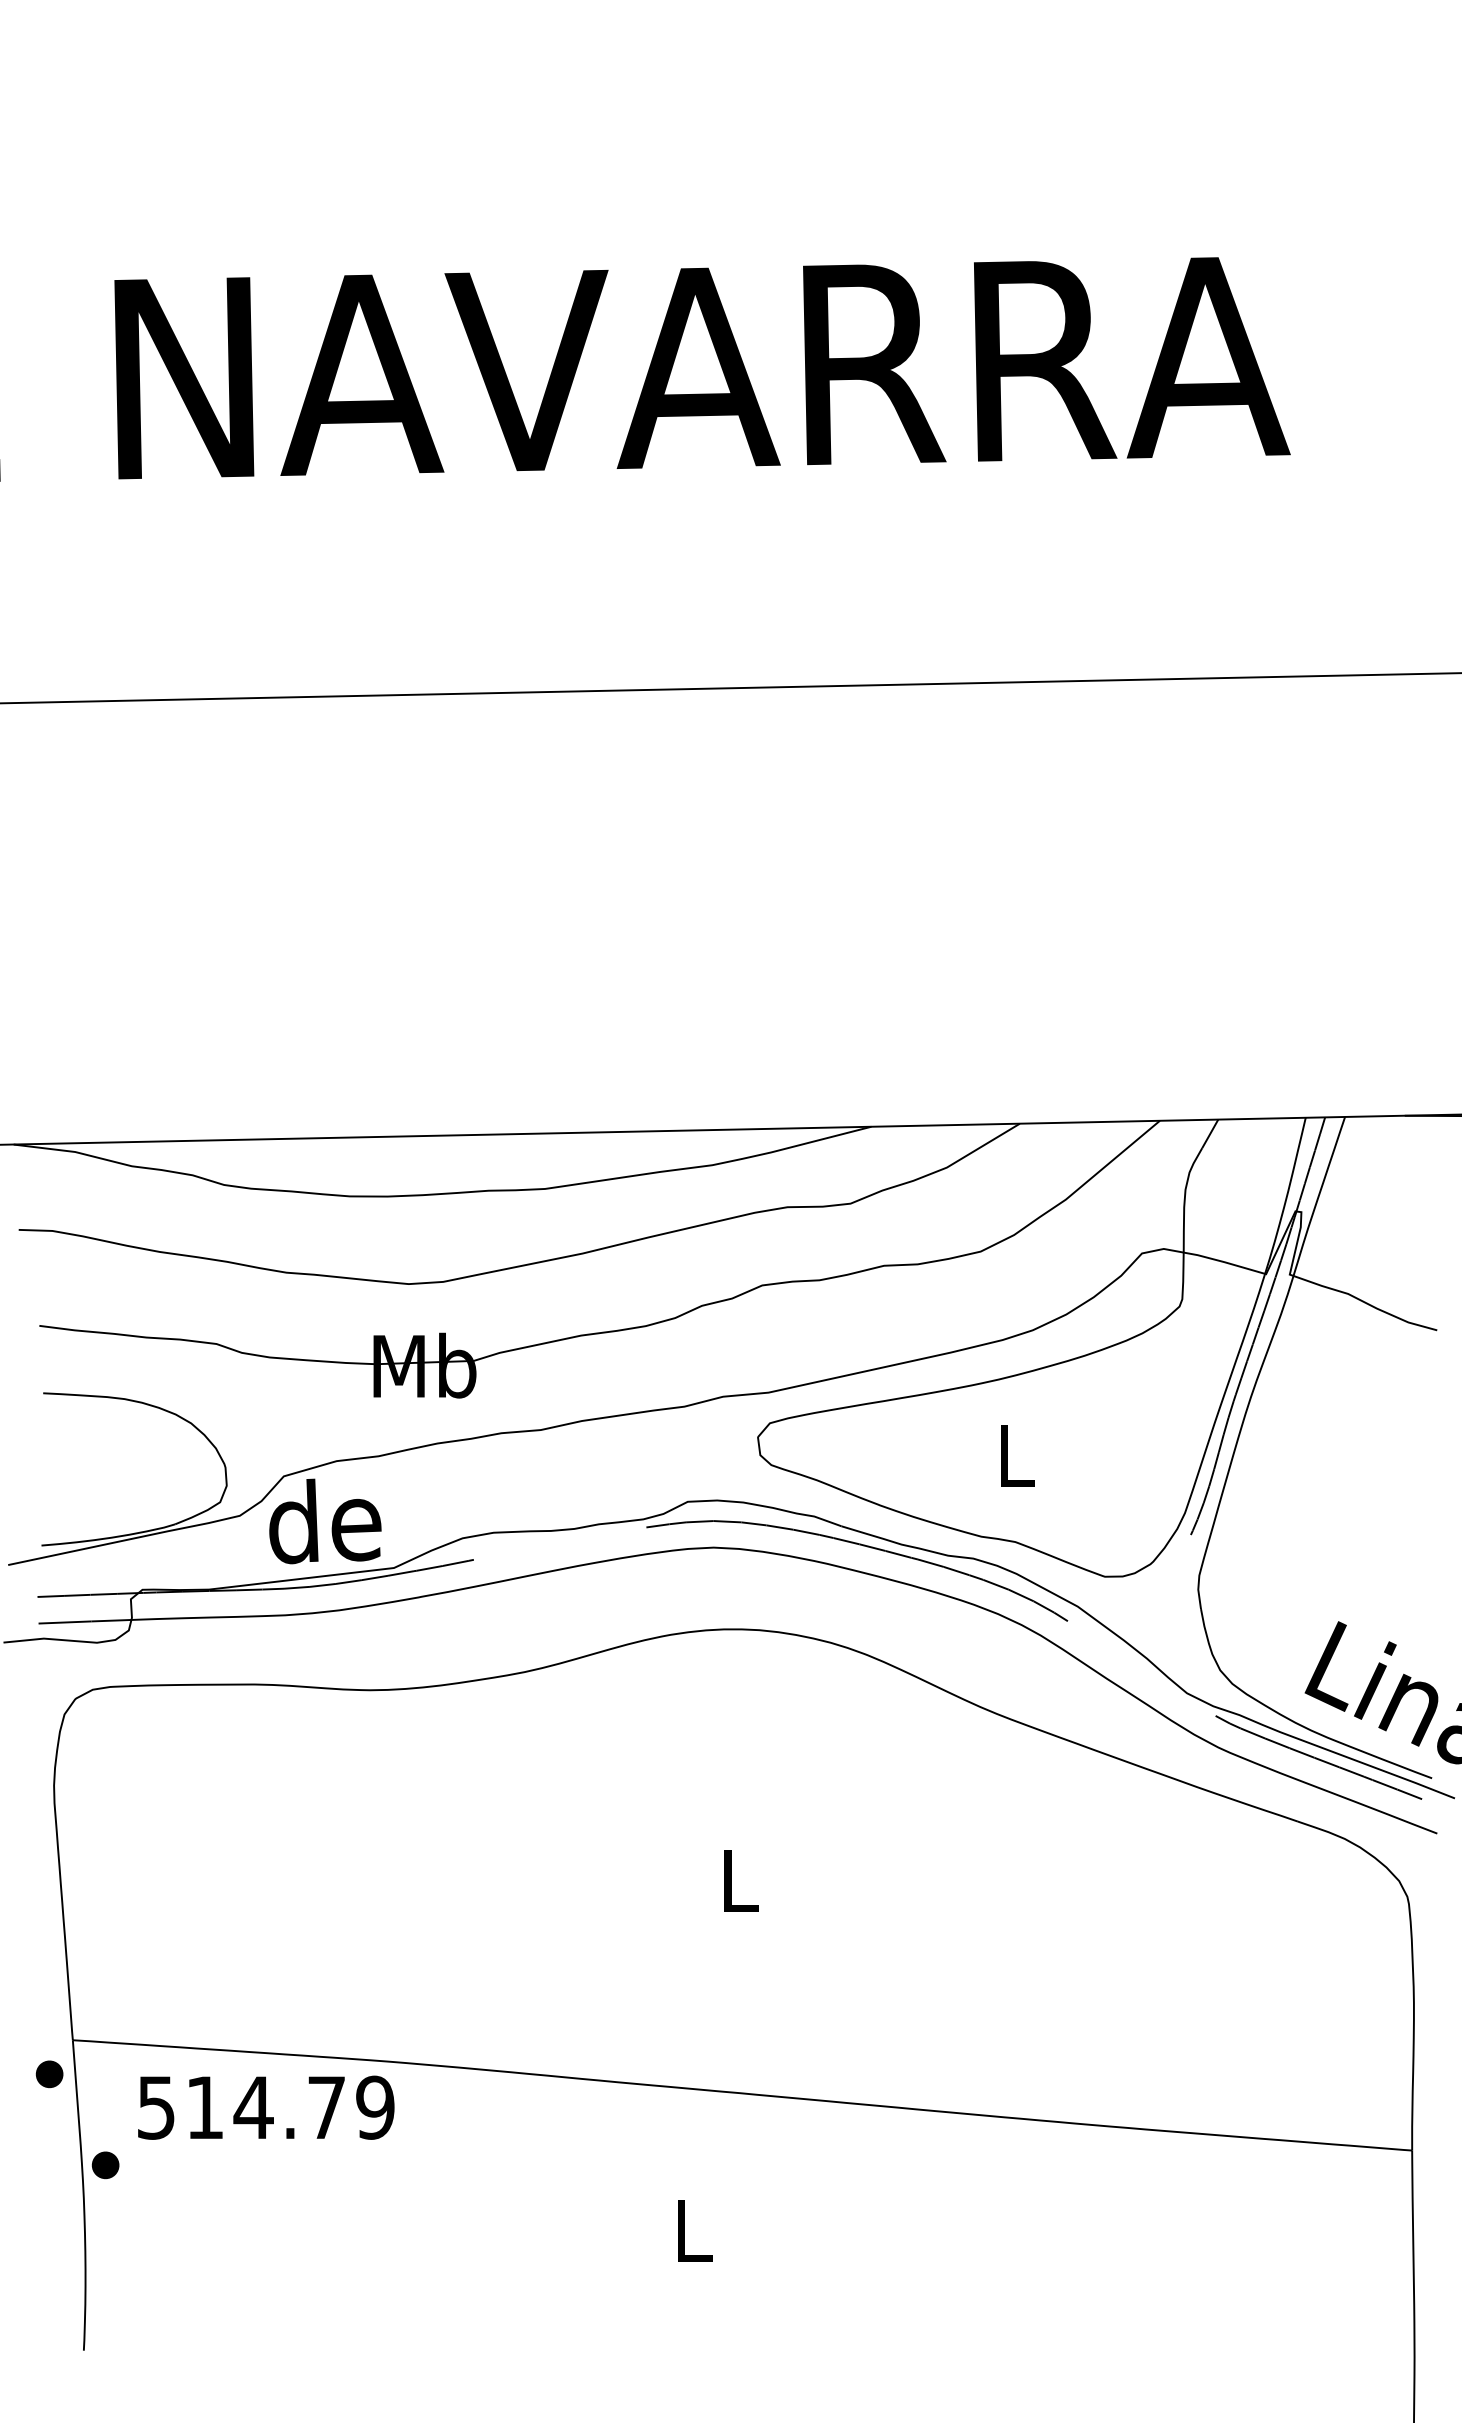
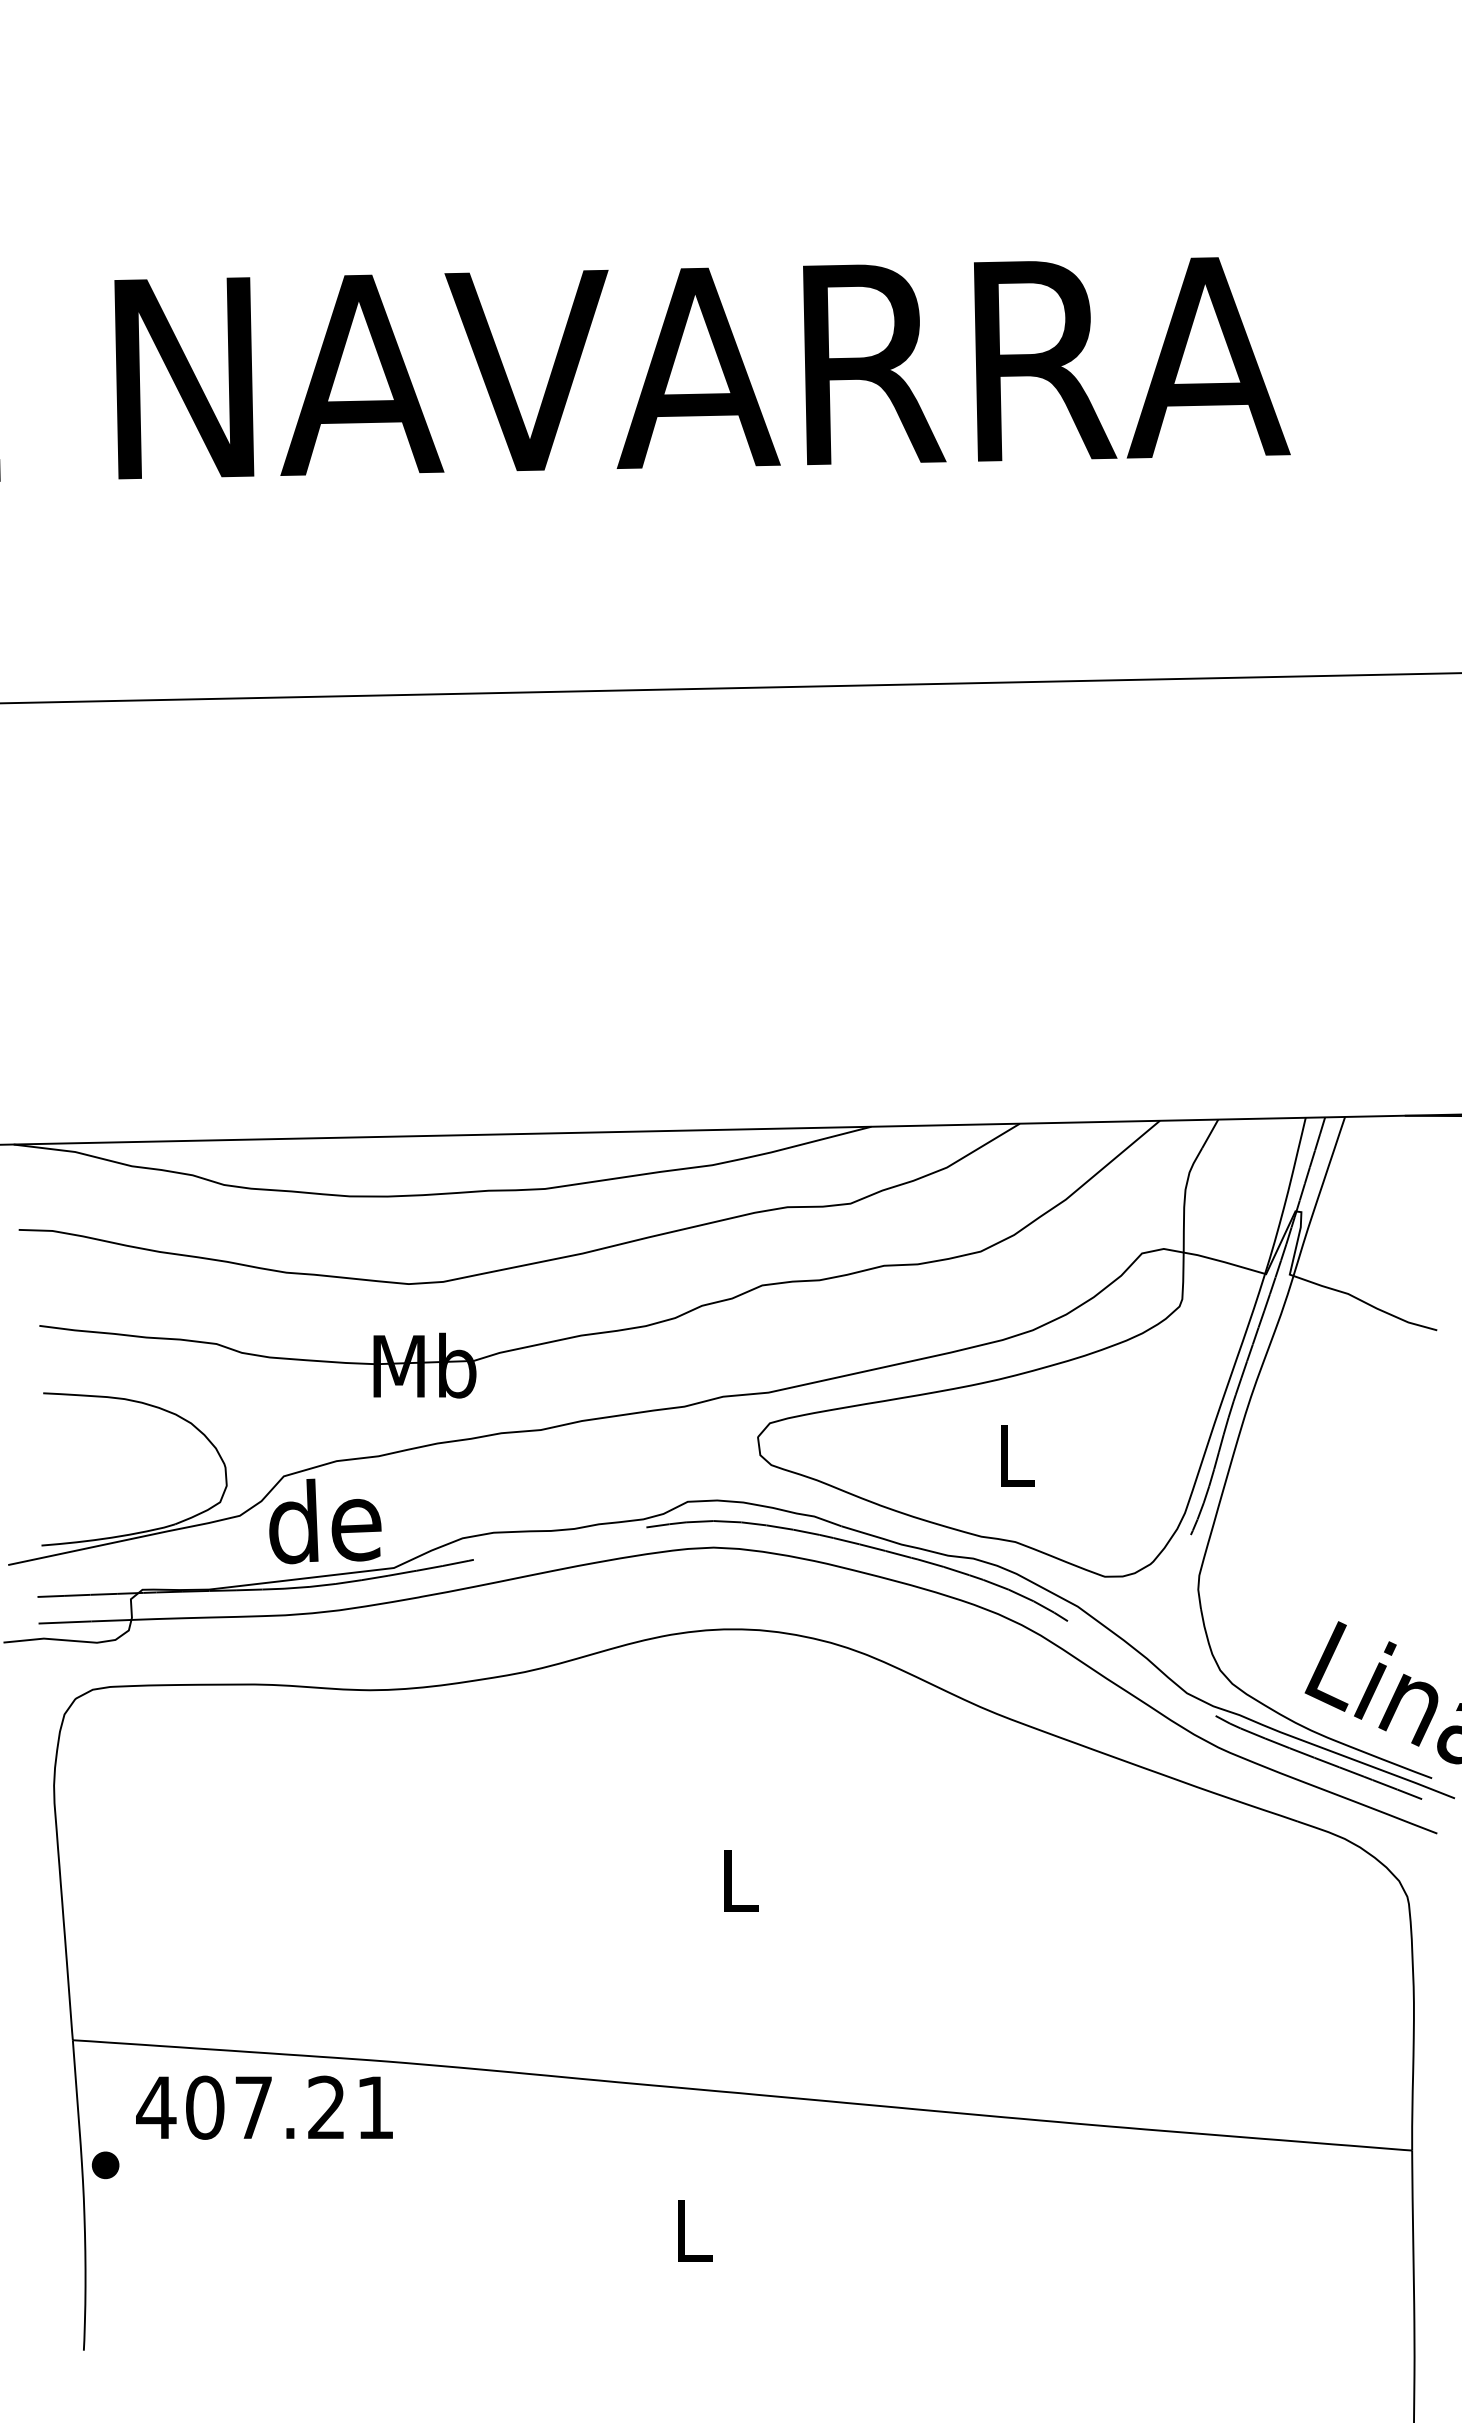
part: present -> none (49, 2074)
text: 514.79 -> 407.21 (265, 2107)
